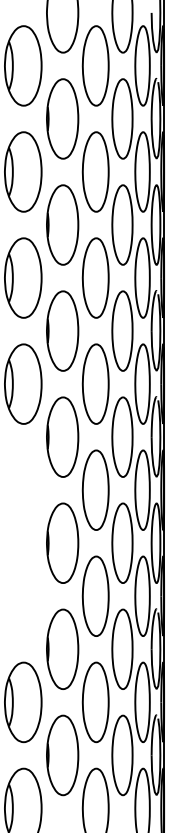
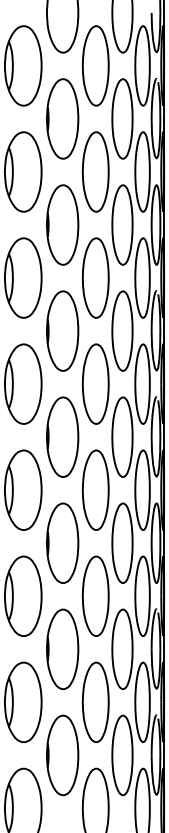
part: none -> present (23, 489)
part: none -> present (23, 595)
